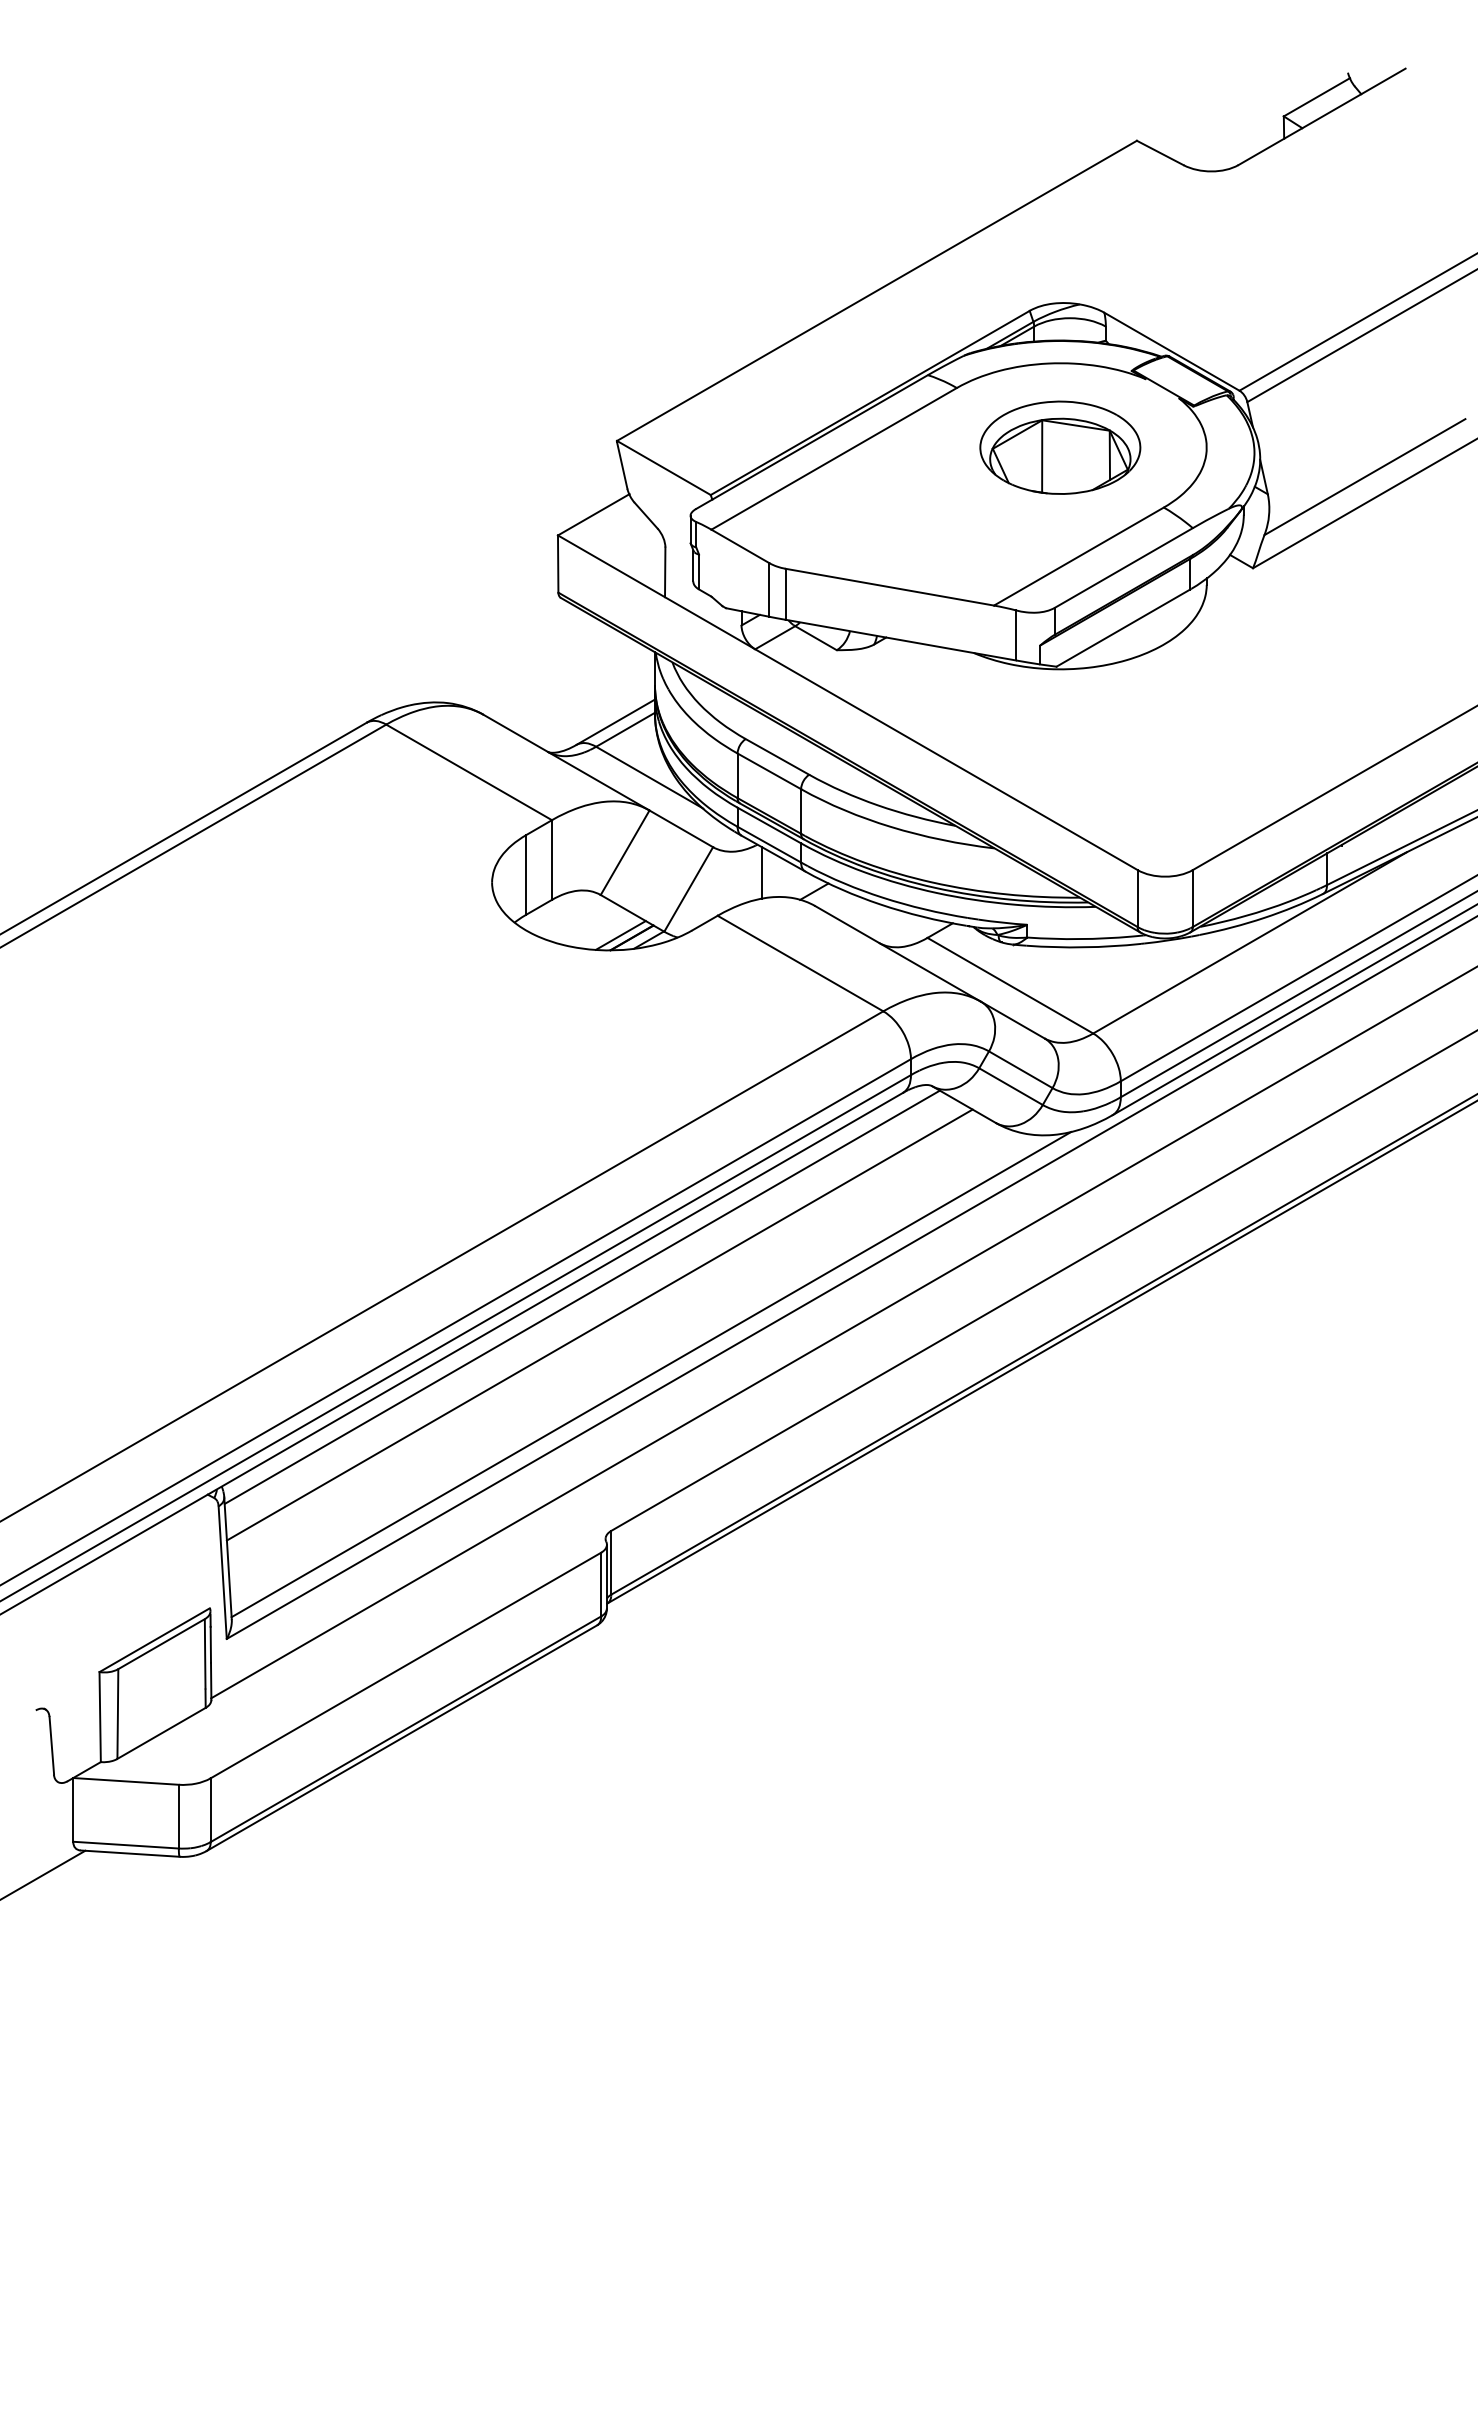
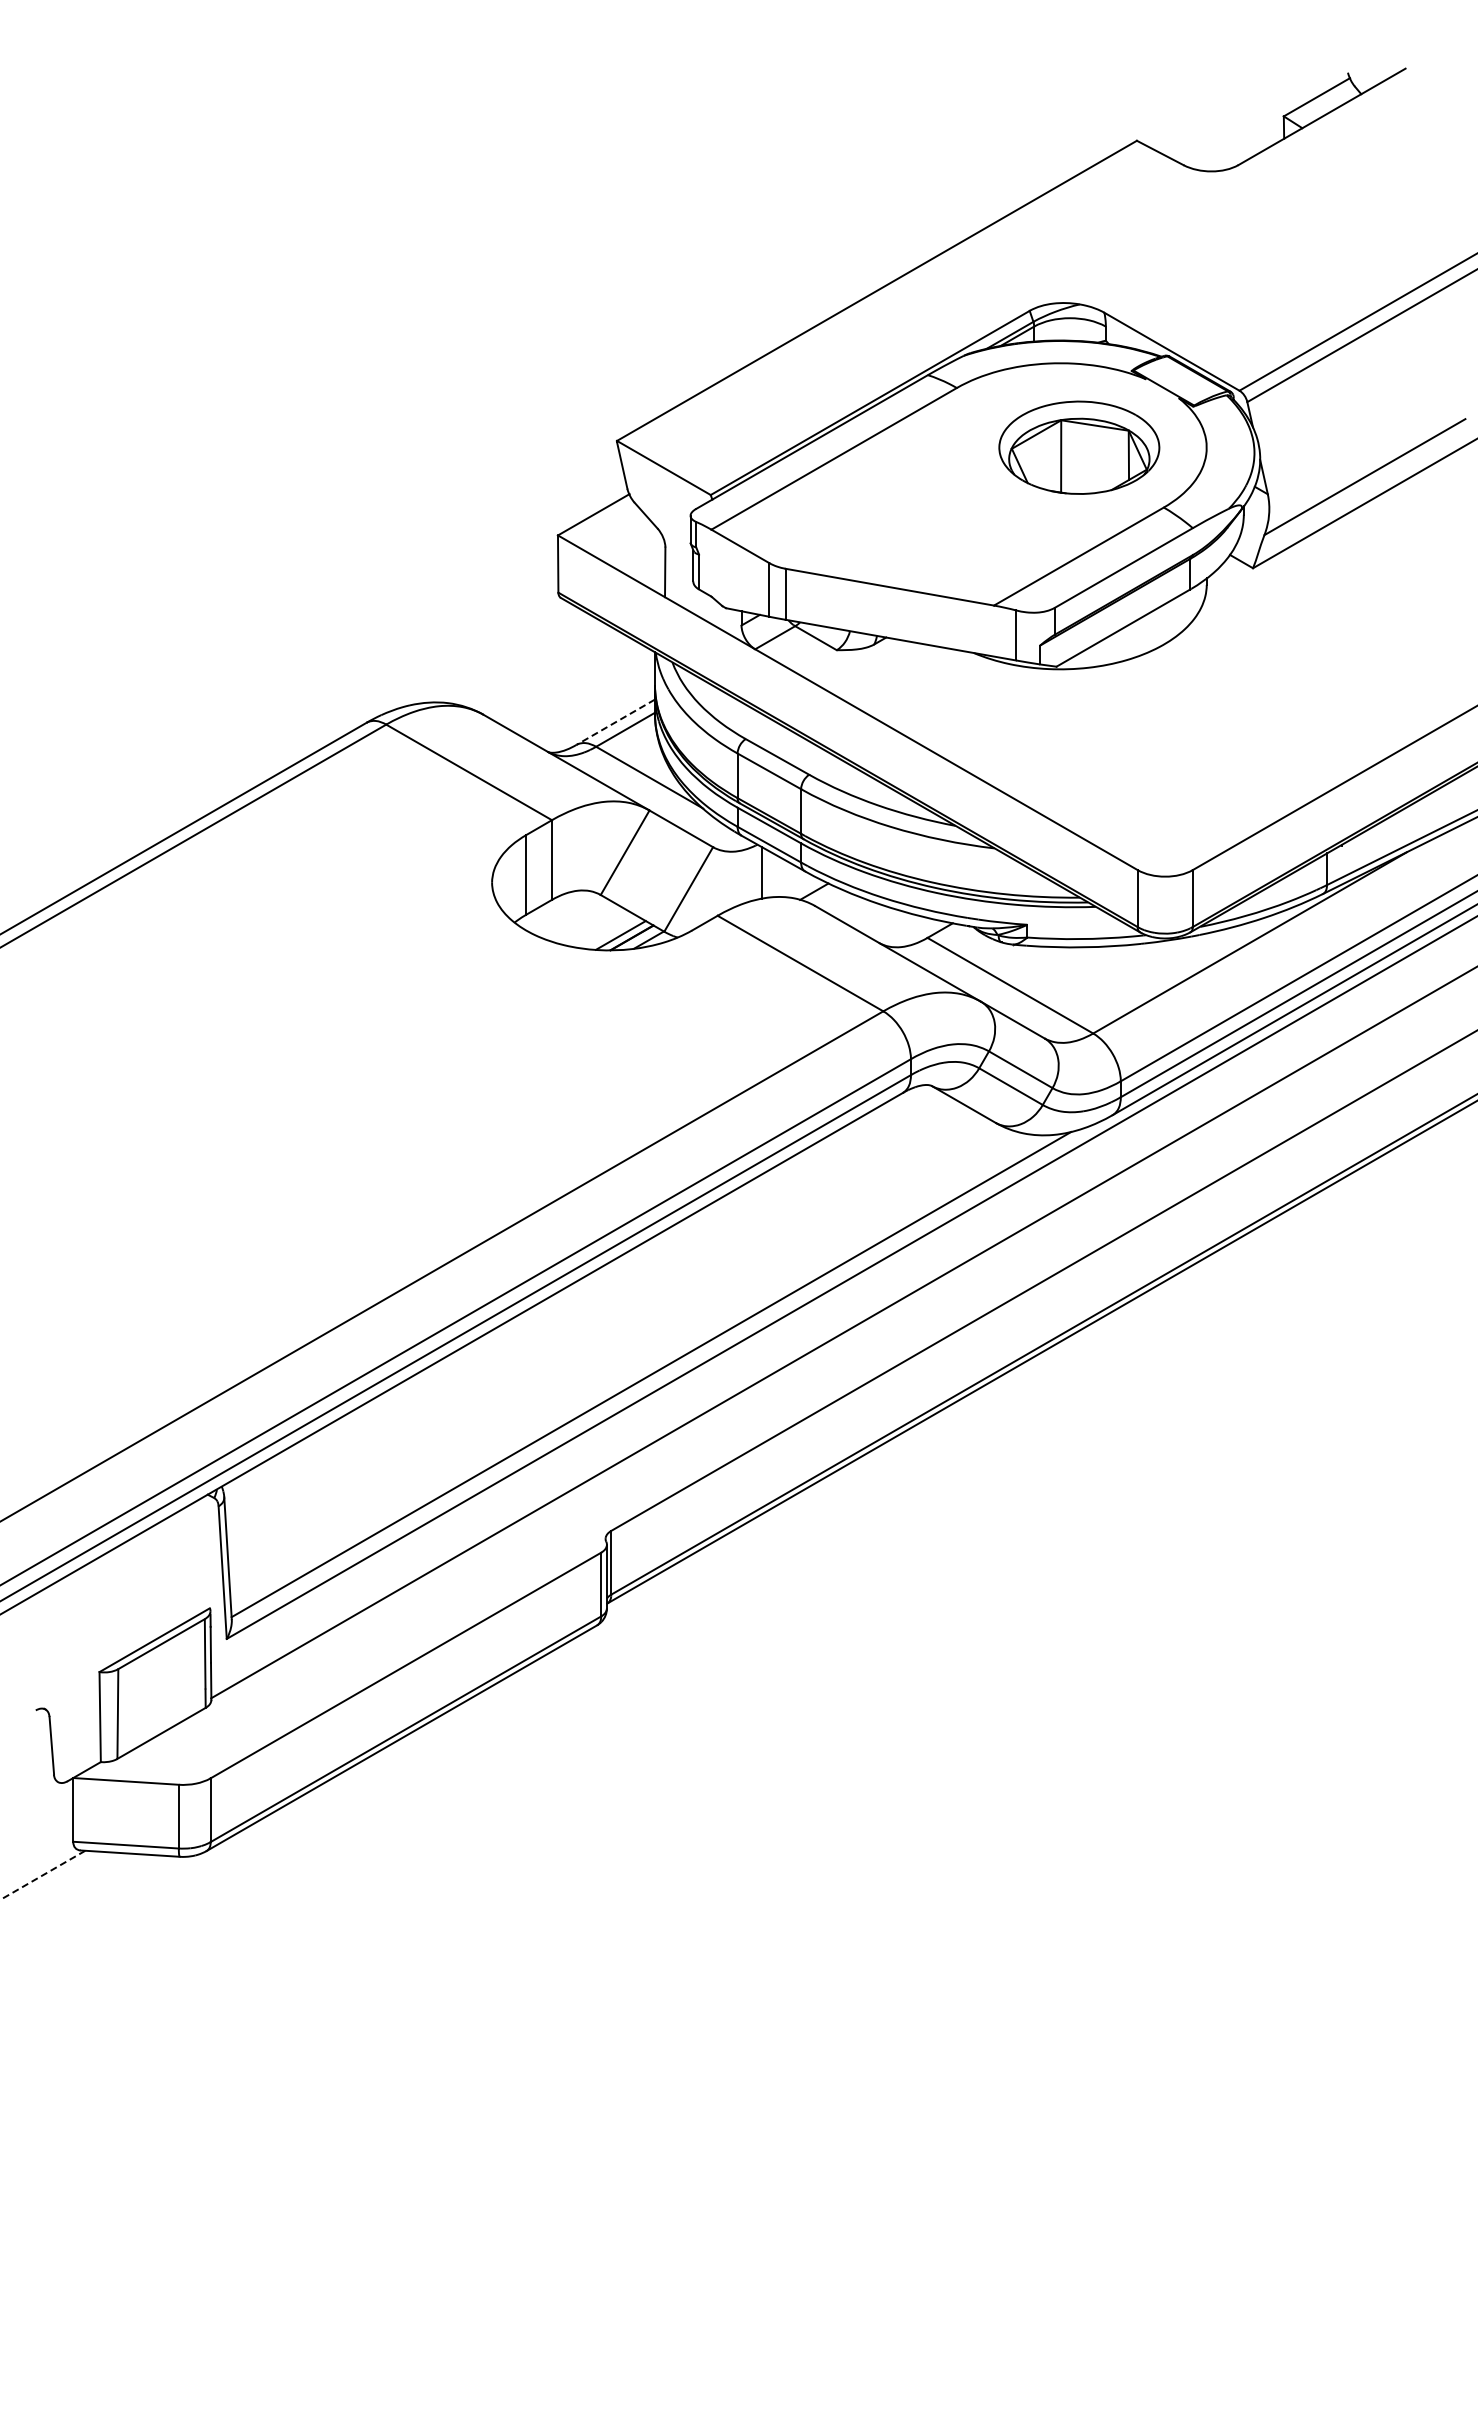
part position: (1060, 447) -> (1079, 447) (1079, 447)
line: solid -> dashed (615, 722)
line: present -> none (581, 1296)
line: present -> none (599, 1324)
line: solid -> dashed (42, 1875)
